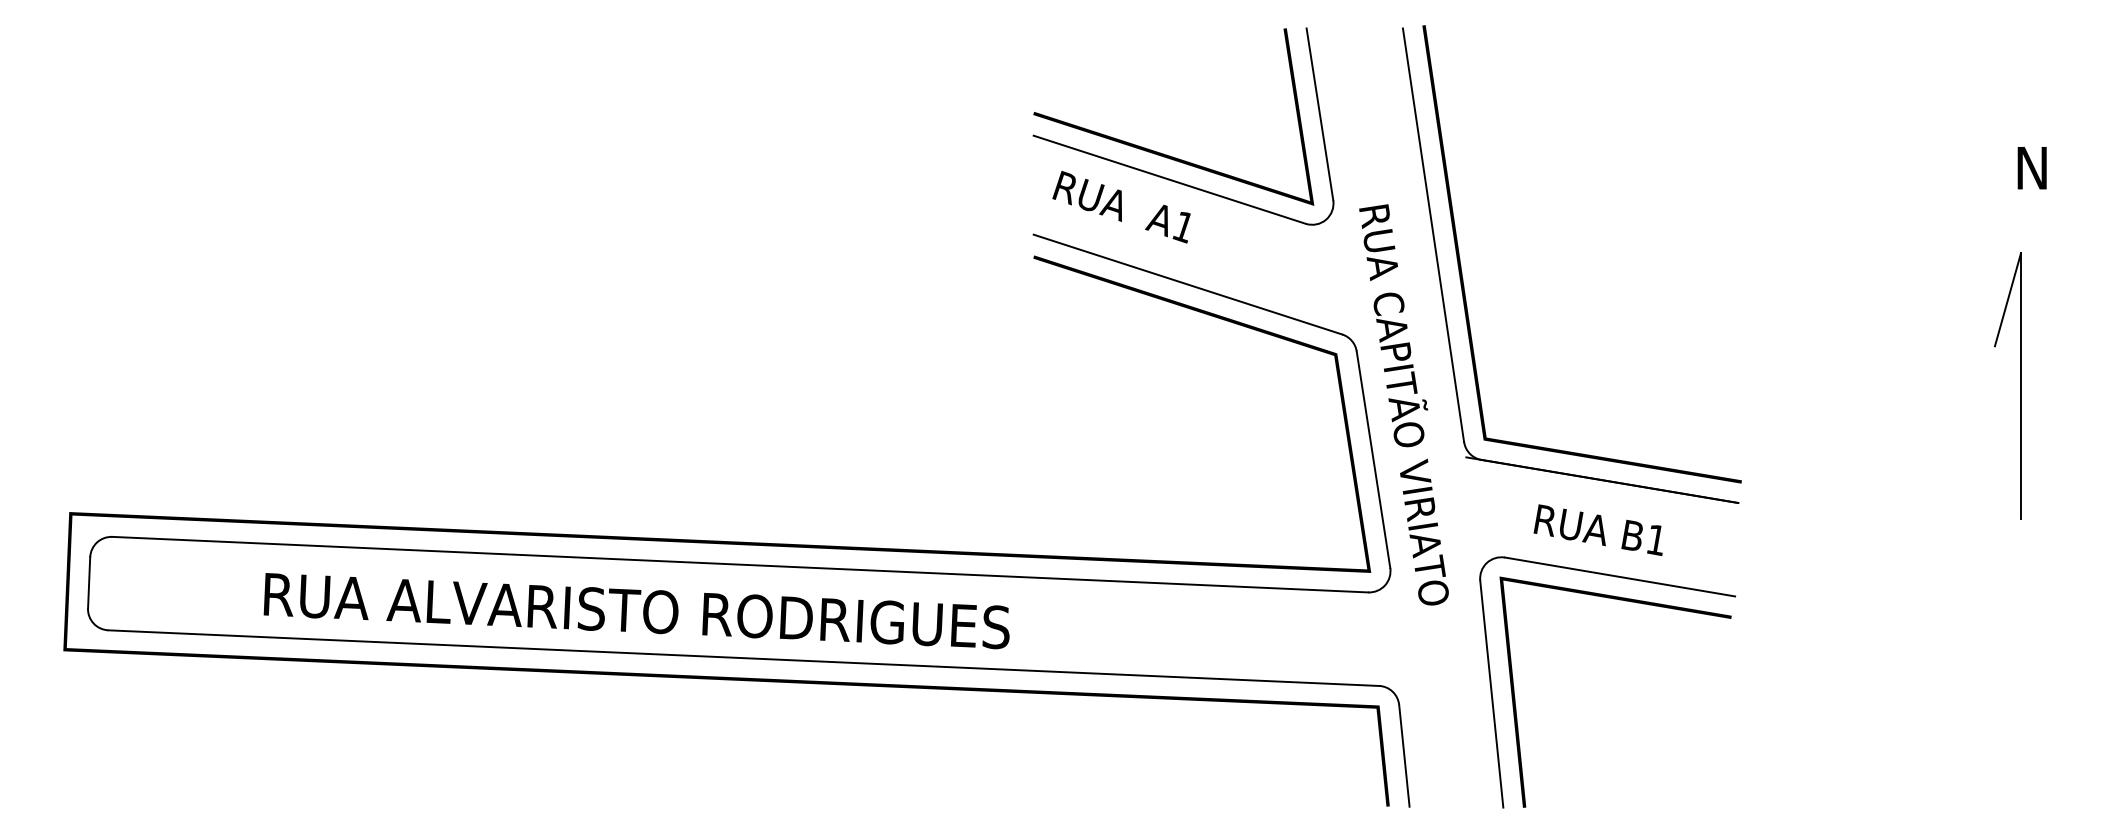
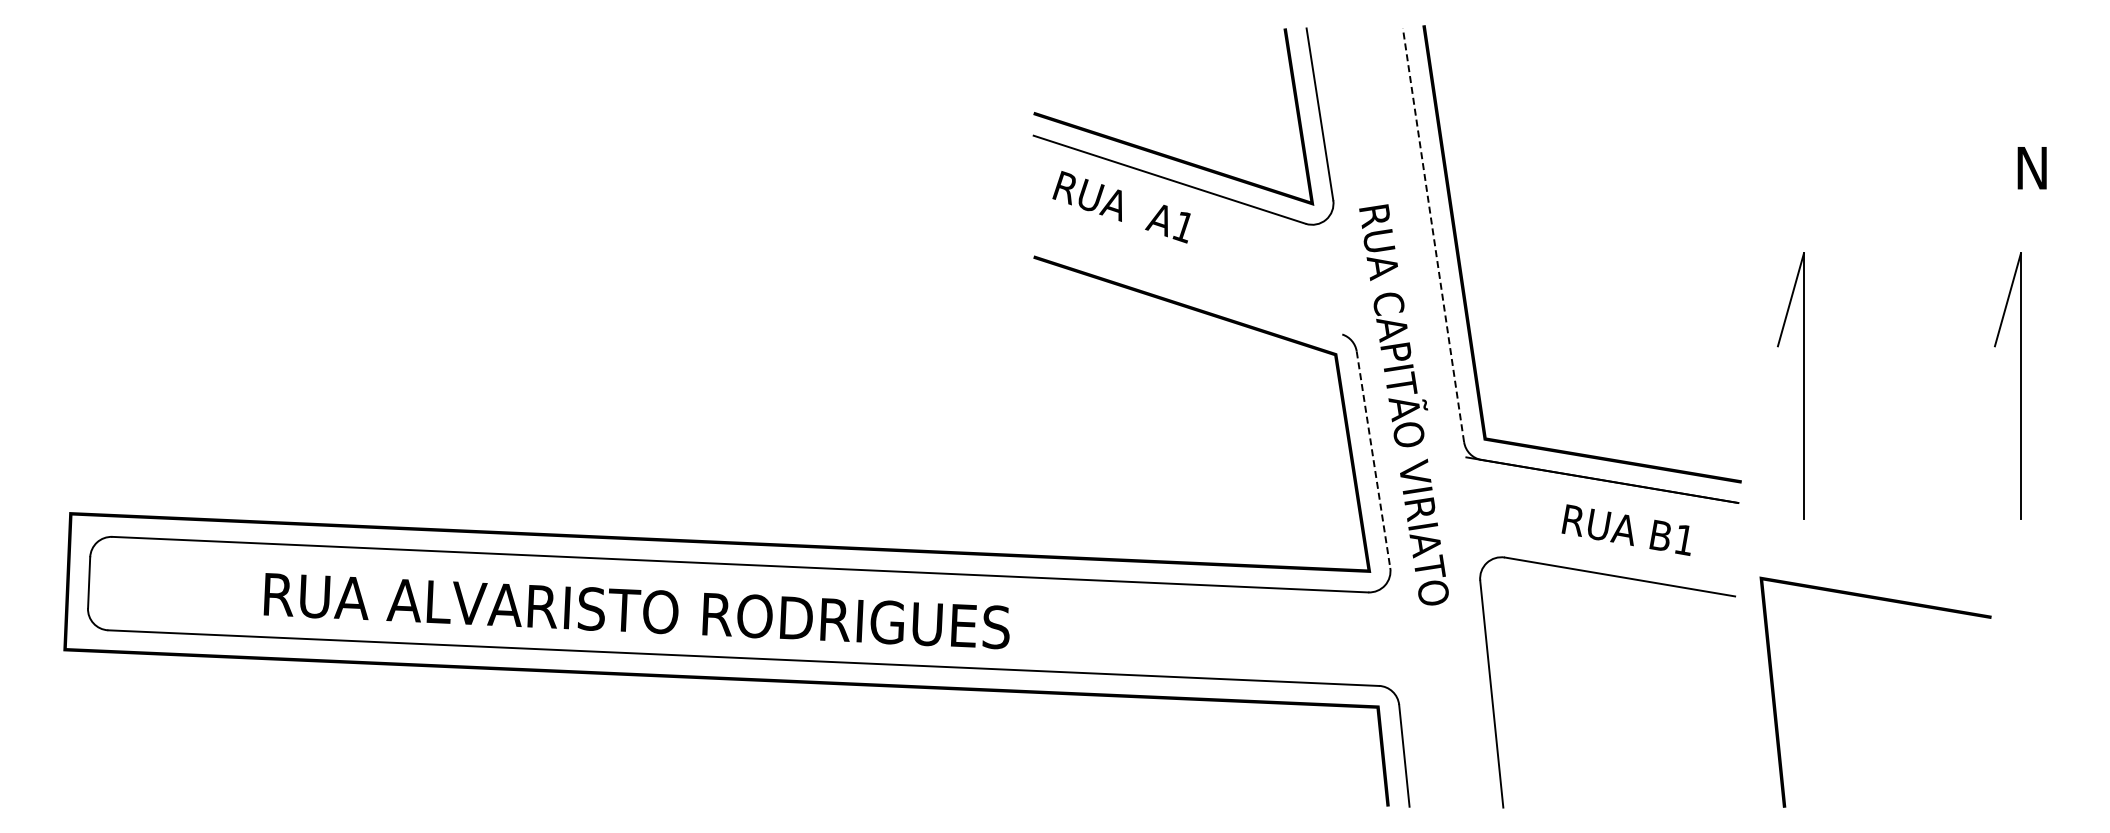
line: solid -> dashed (1433, 234)
line: present -> none (1187, 284)
part: none -> present (1803, 385)
line: solid -> dashed (1373, 459)
text position: (1597, 529) -> (1625, 529) (1625, 529)
line position: (1631, 602) -> (1891, 602) (1891, 602)
